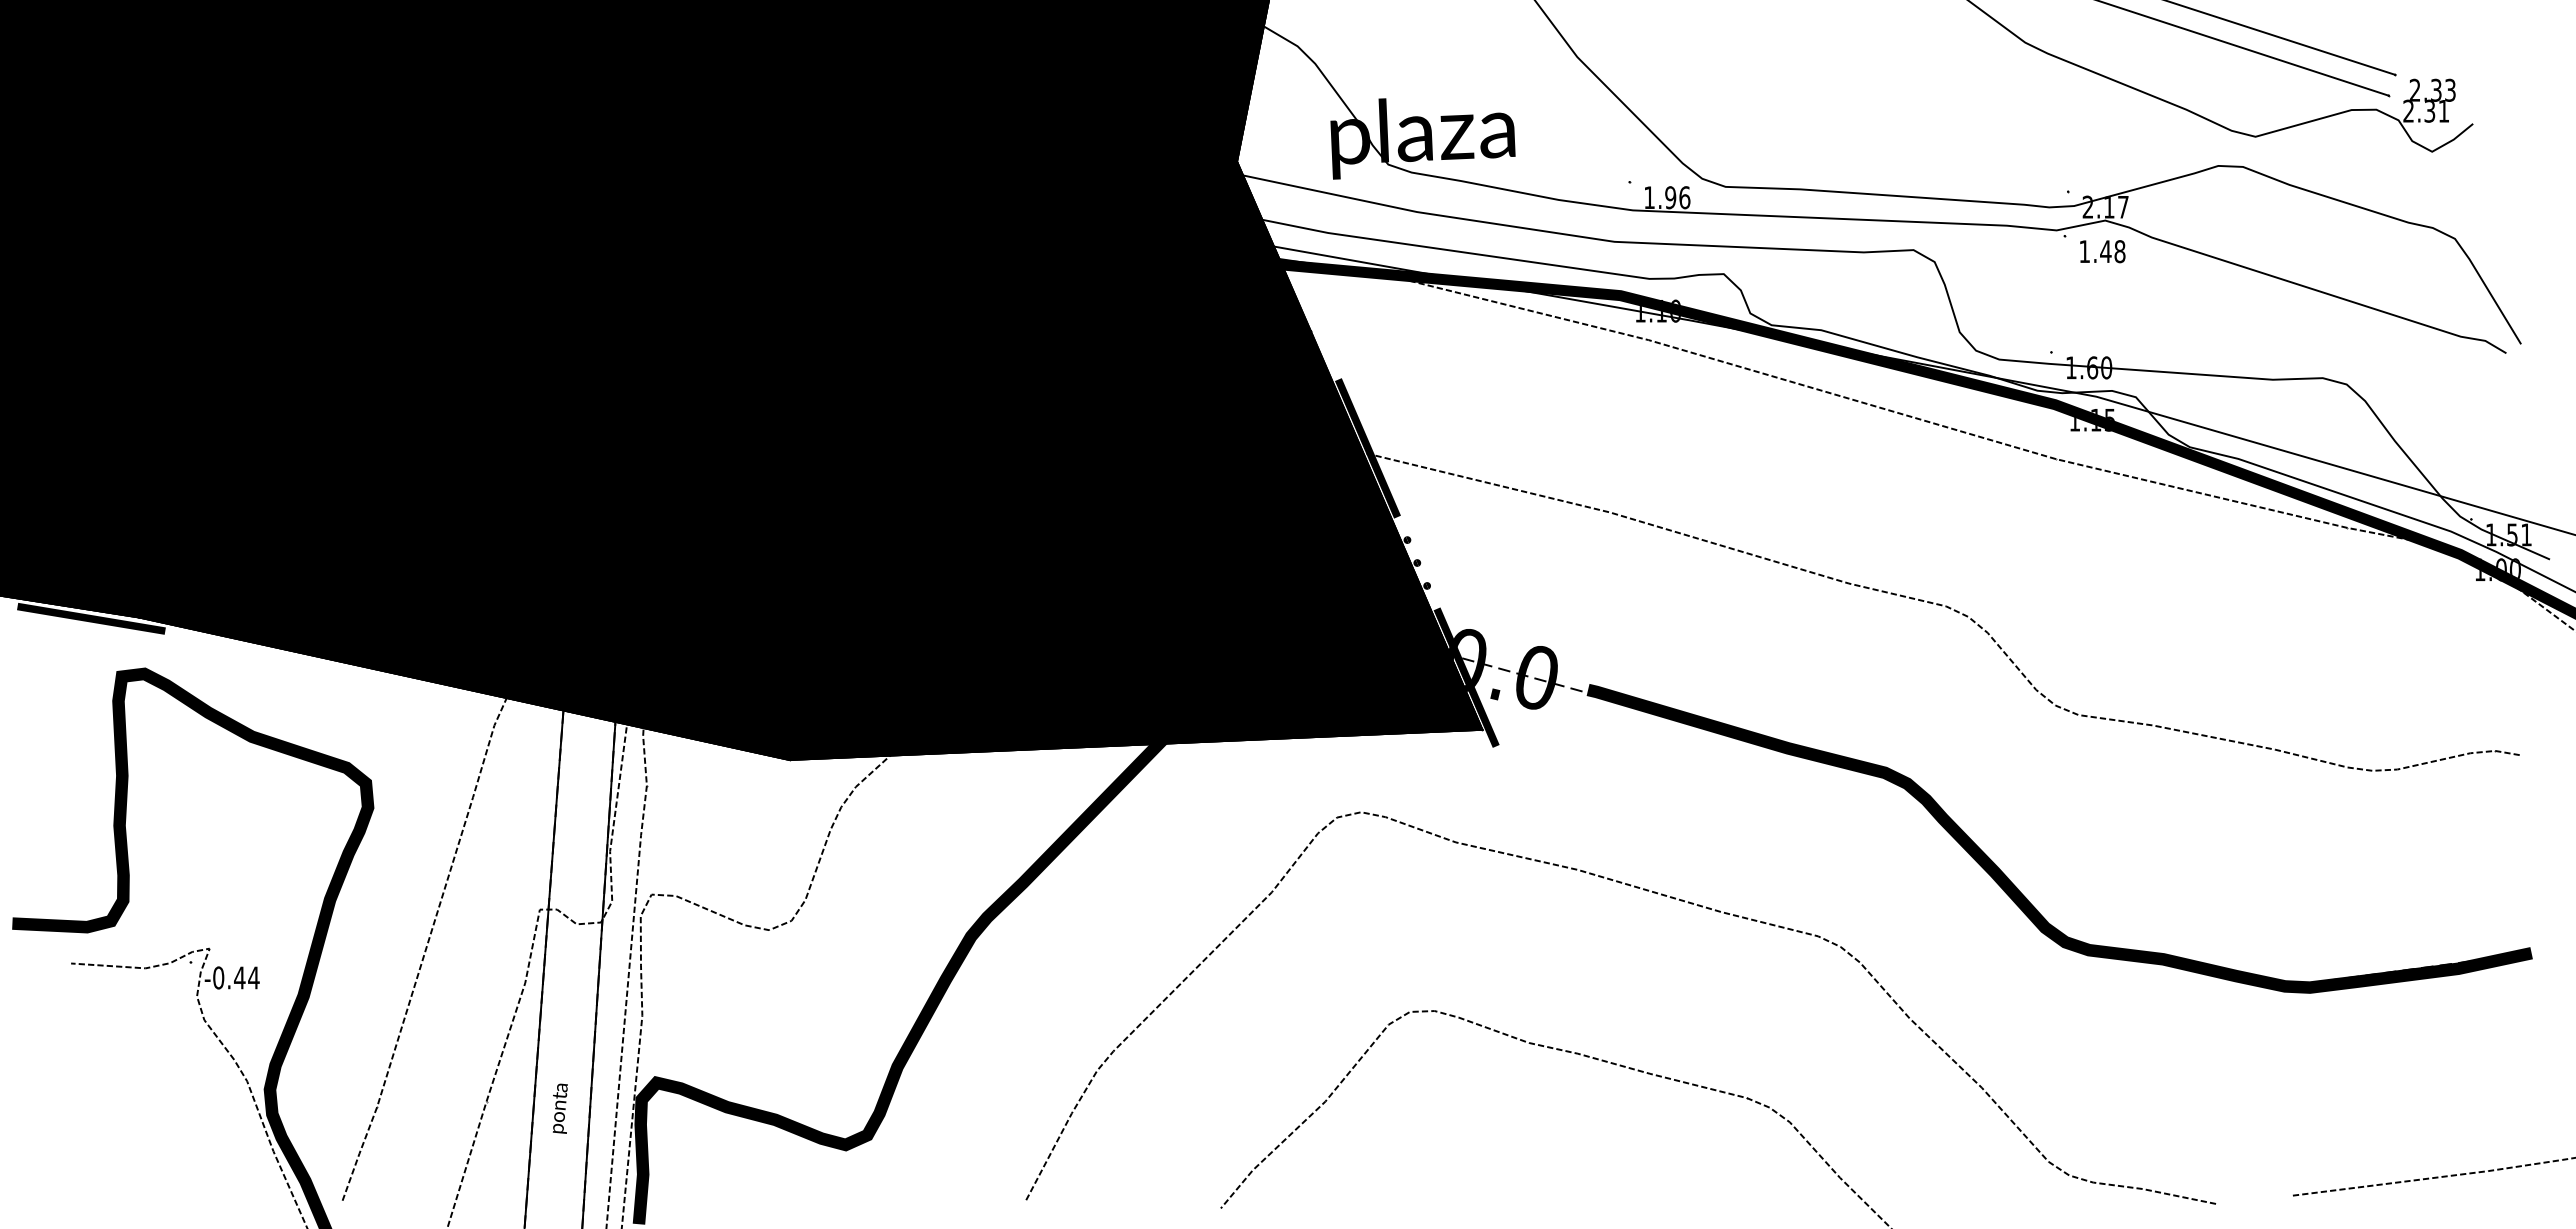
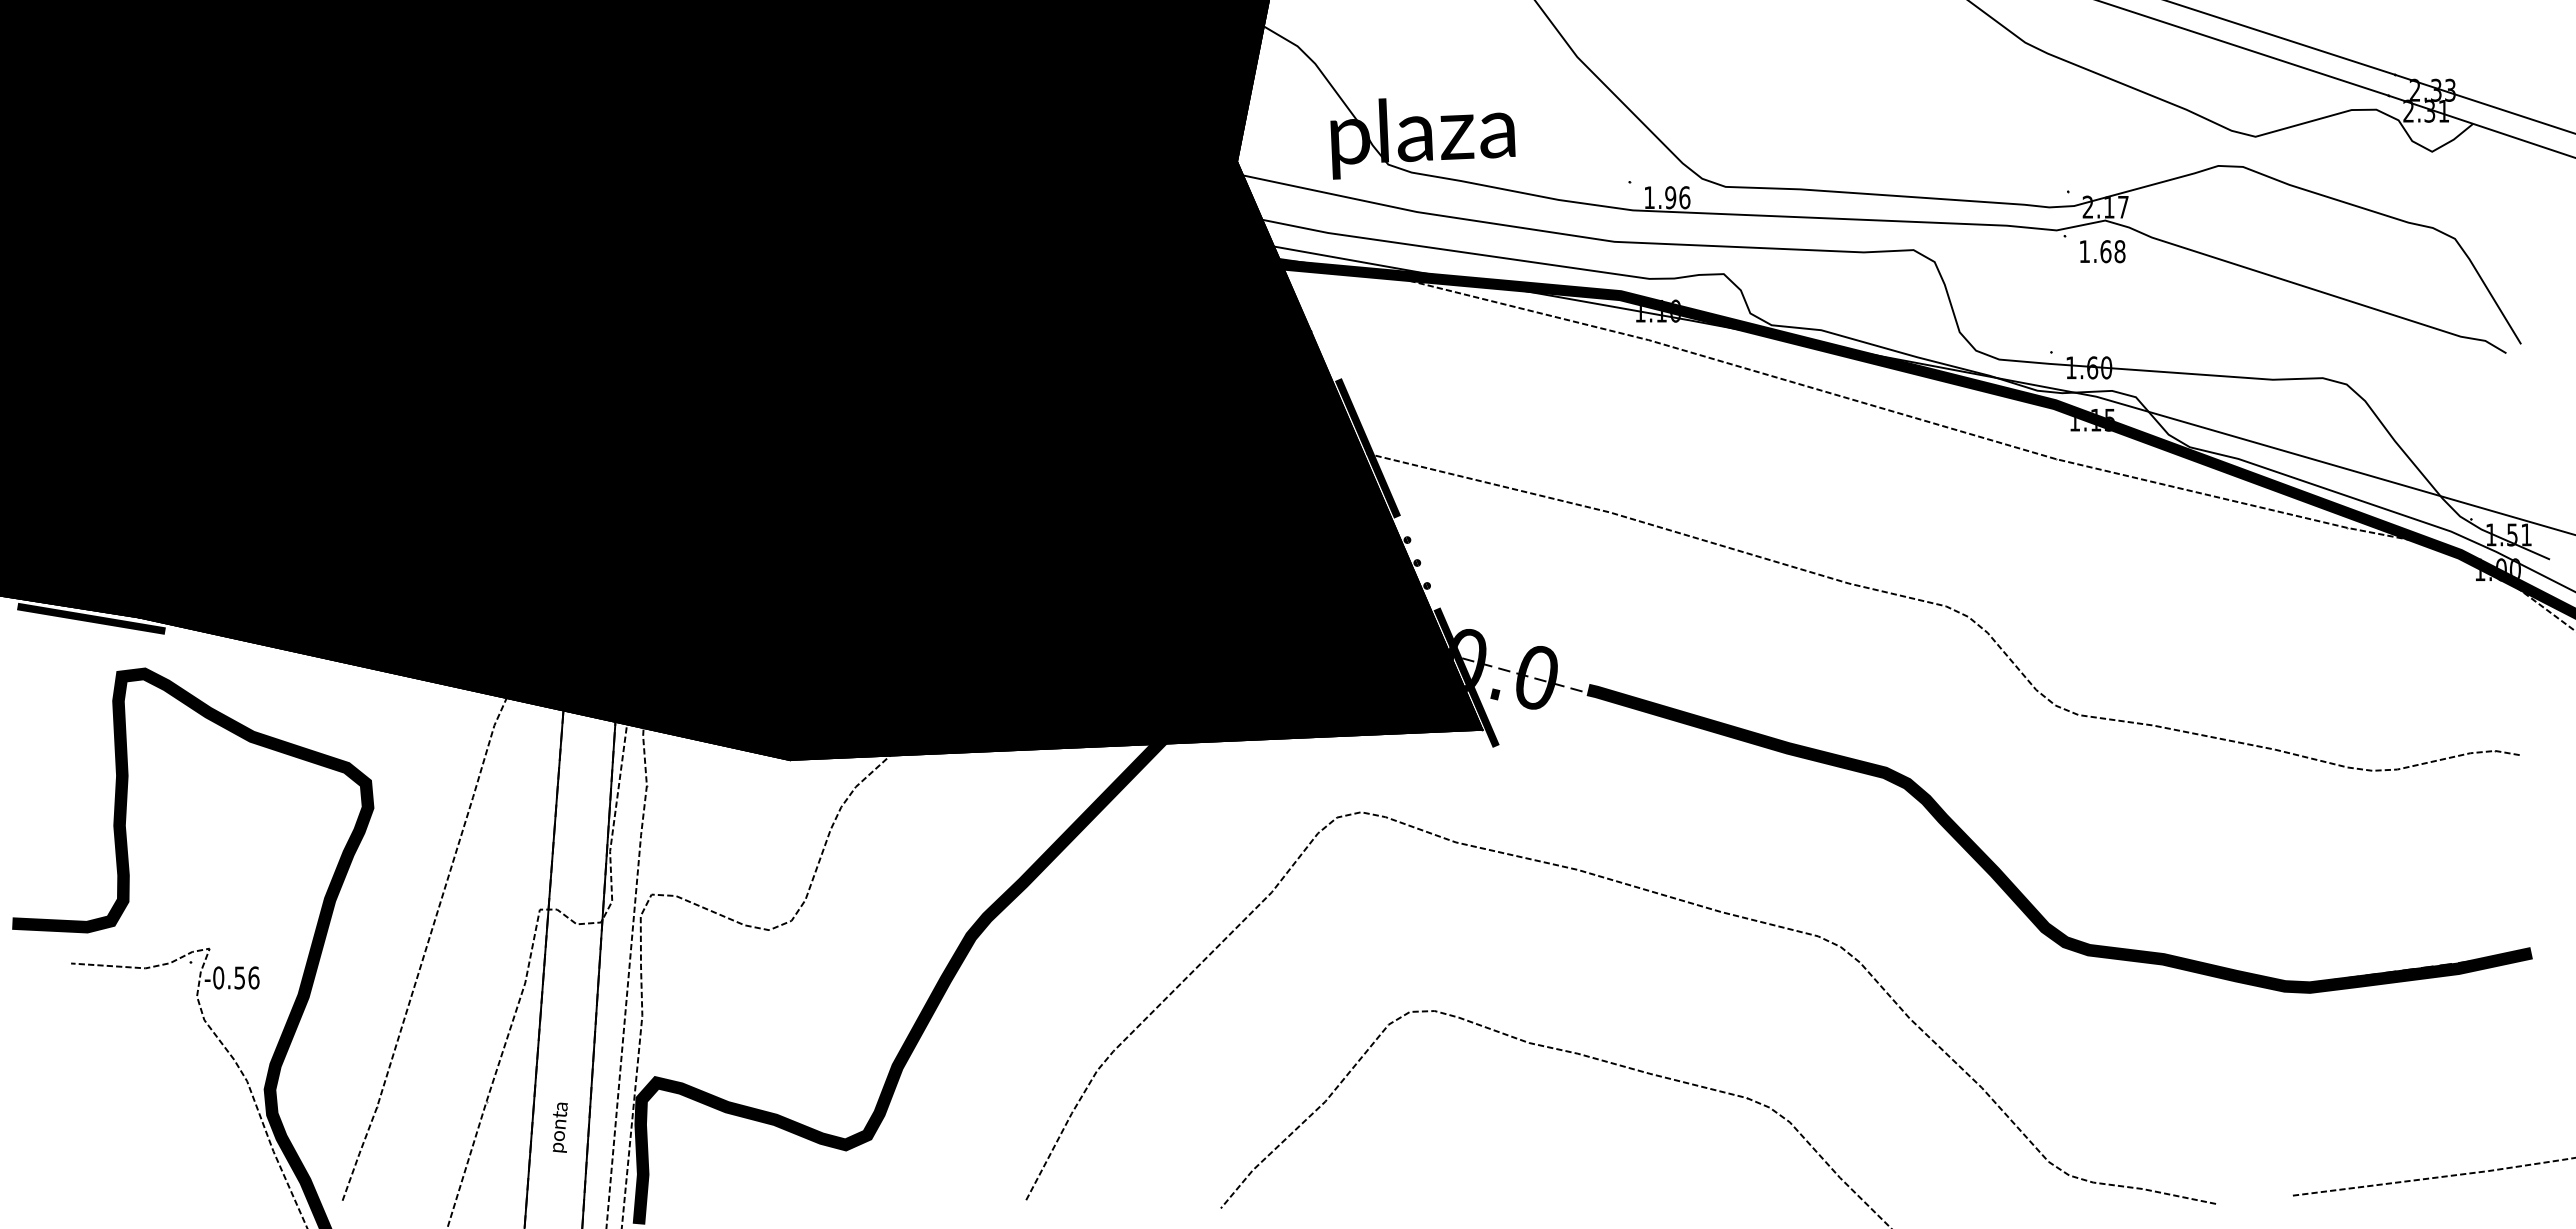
line: none -> present (2483, 103)
line: none -> present (2480, 126)
text: 1.48 -> 1.68 (2105, 251)
text: -0.44 -> -0.56 (246, 977)
text position: (560, 1108) -> (560, 1127) (560, 1127)
